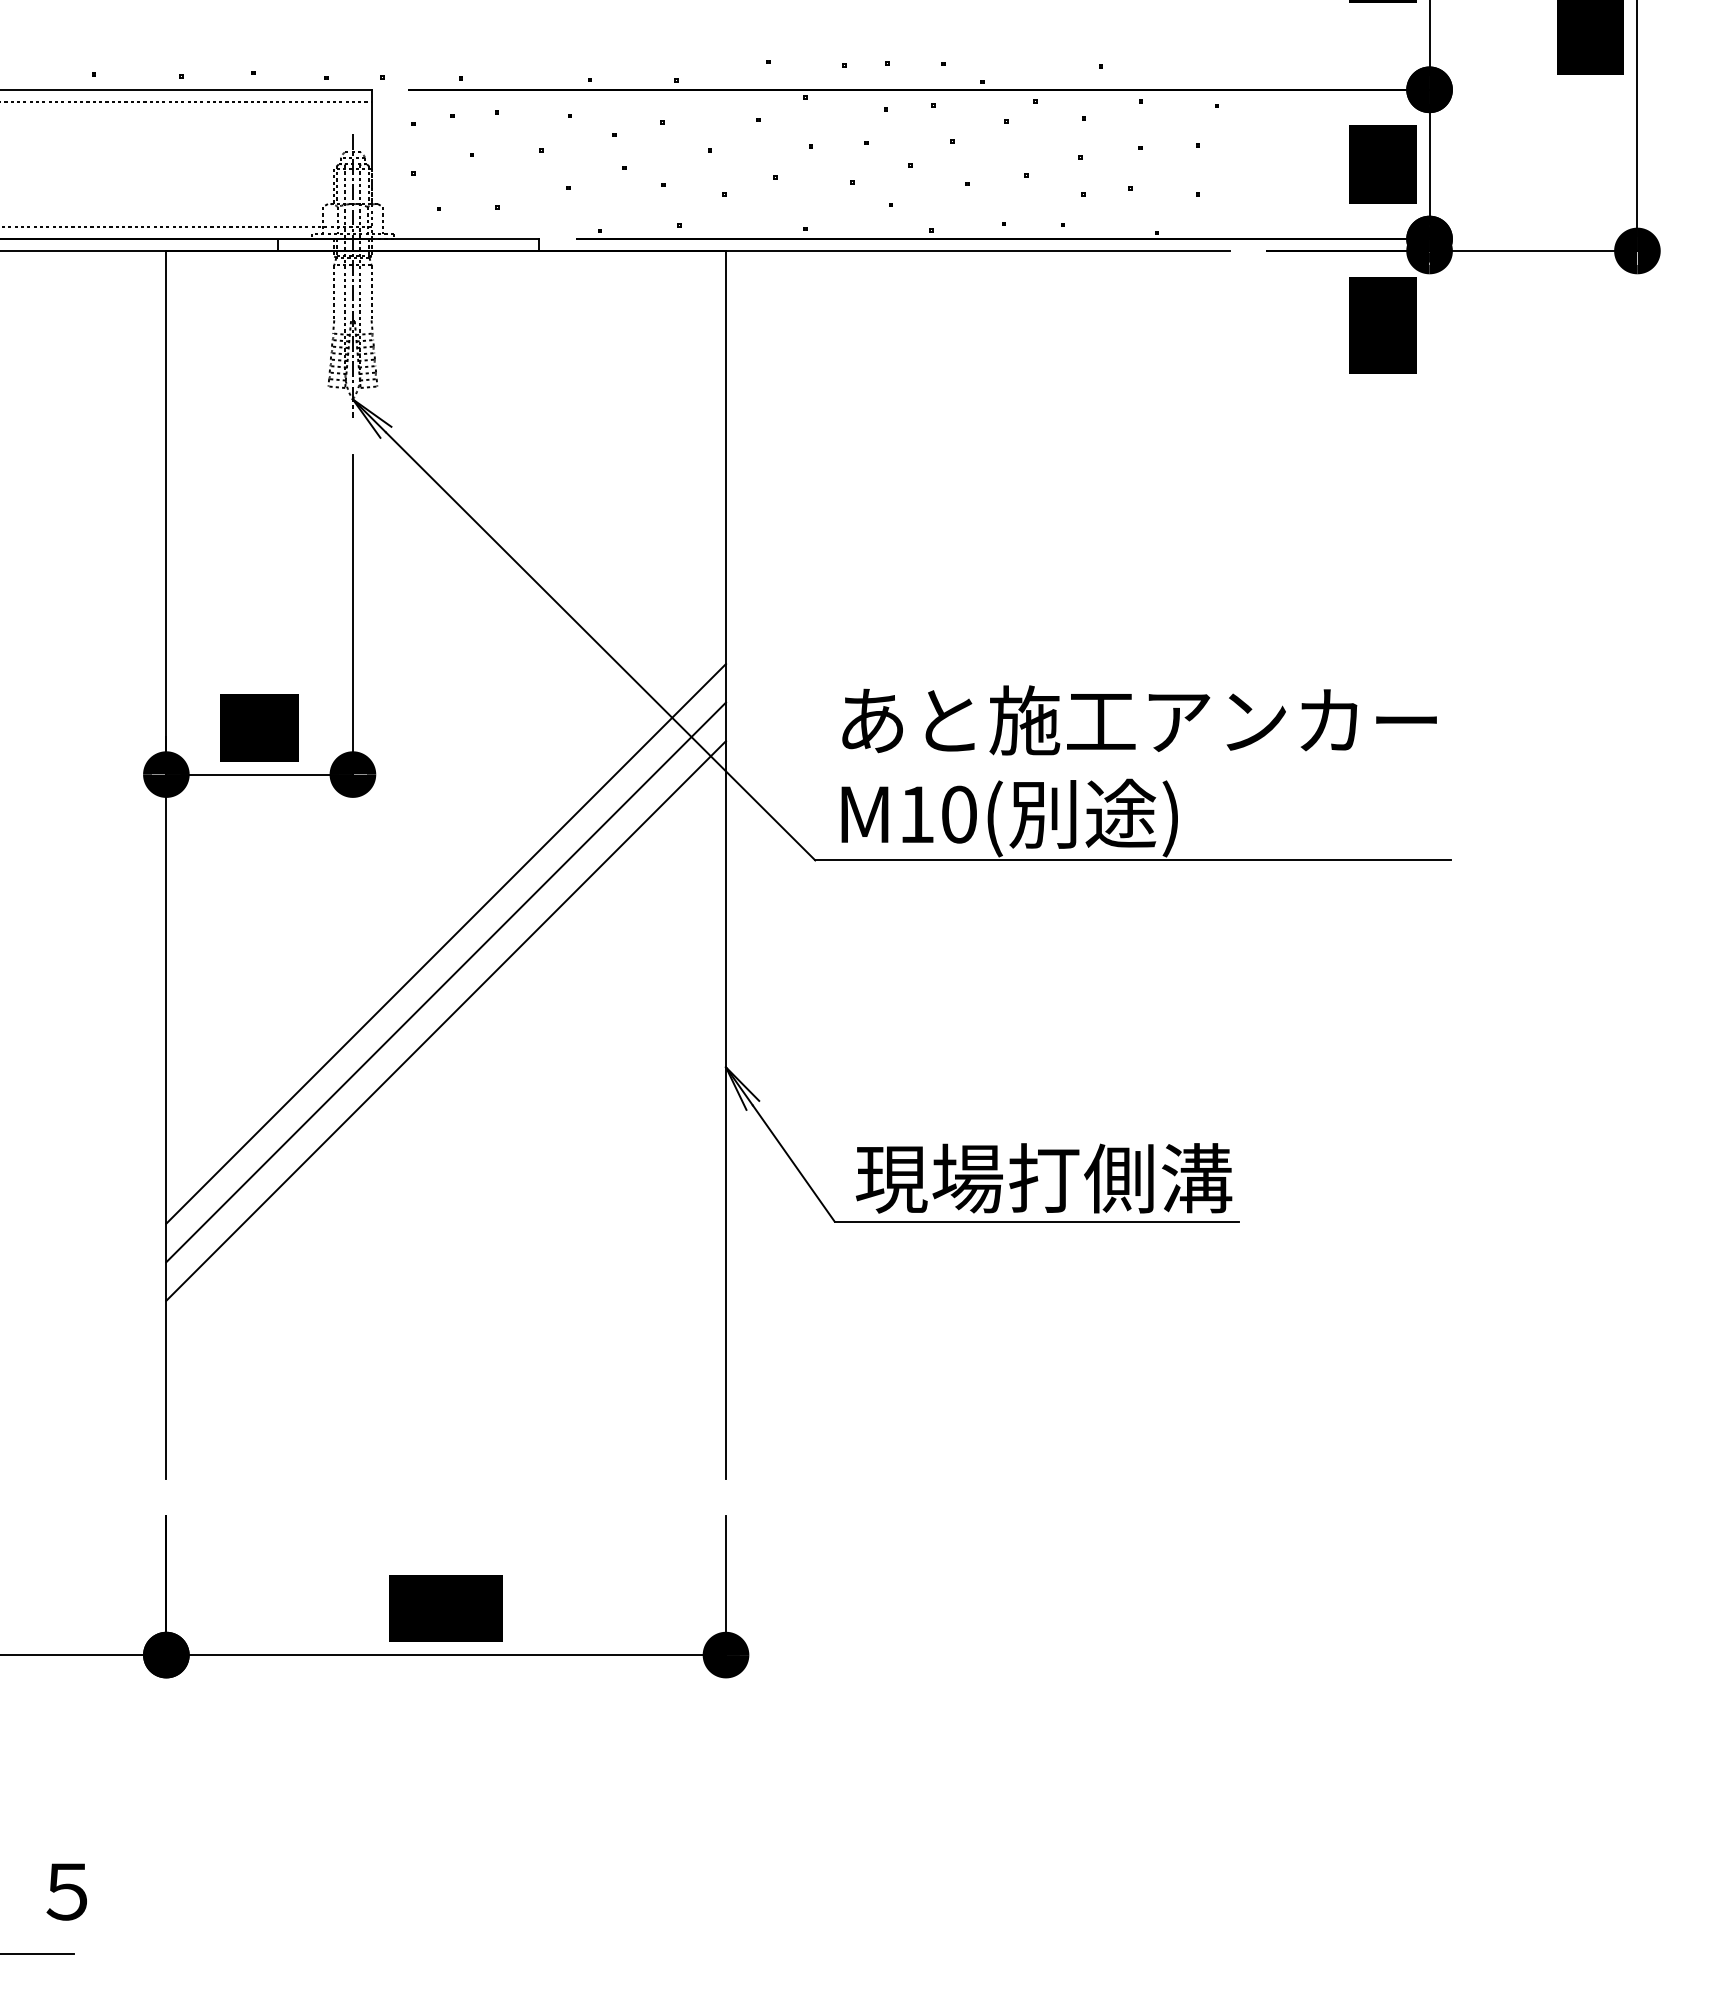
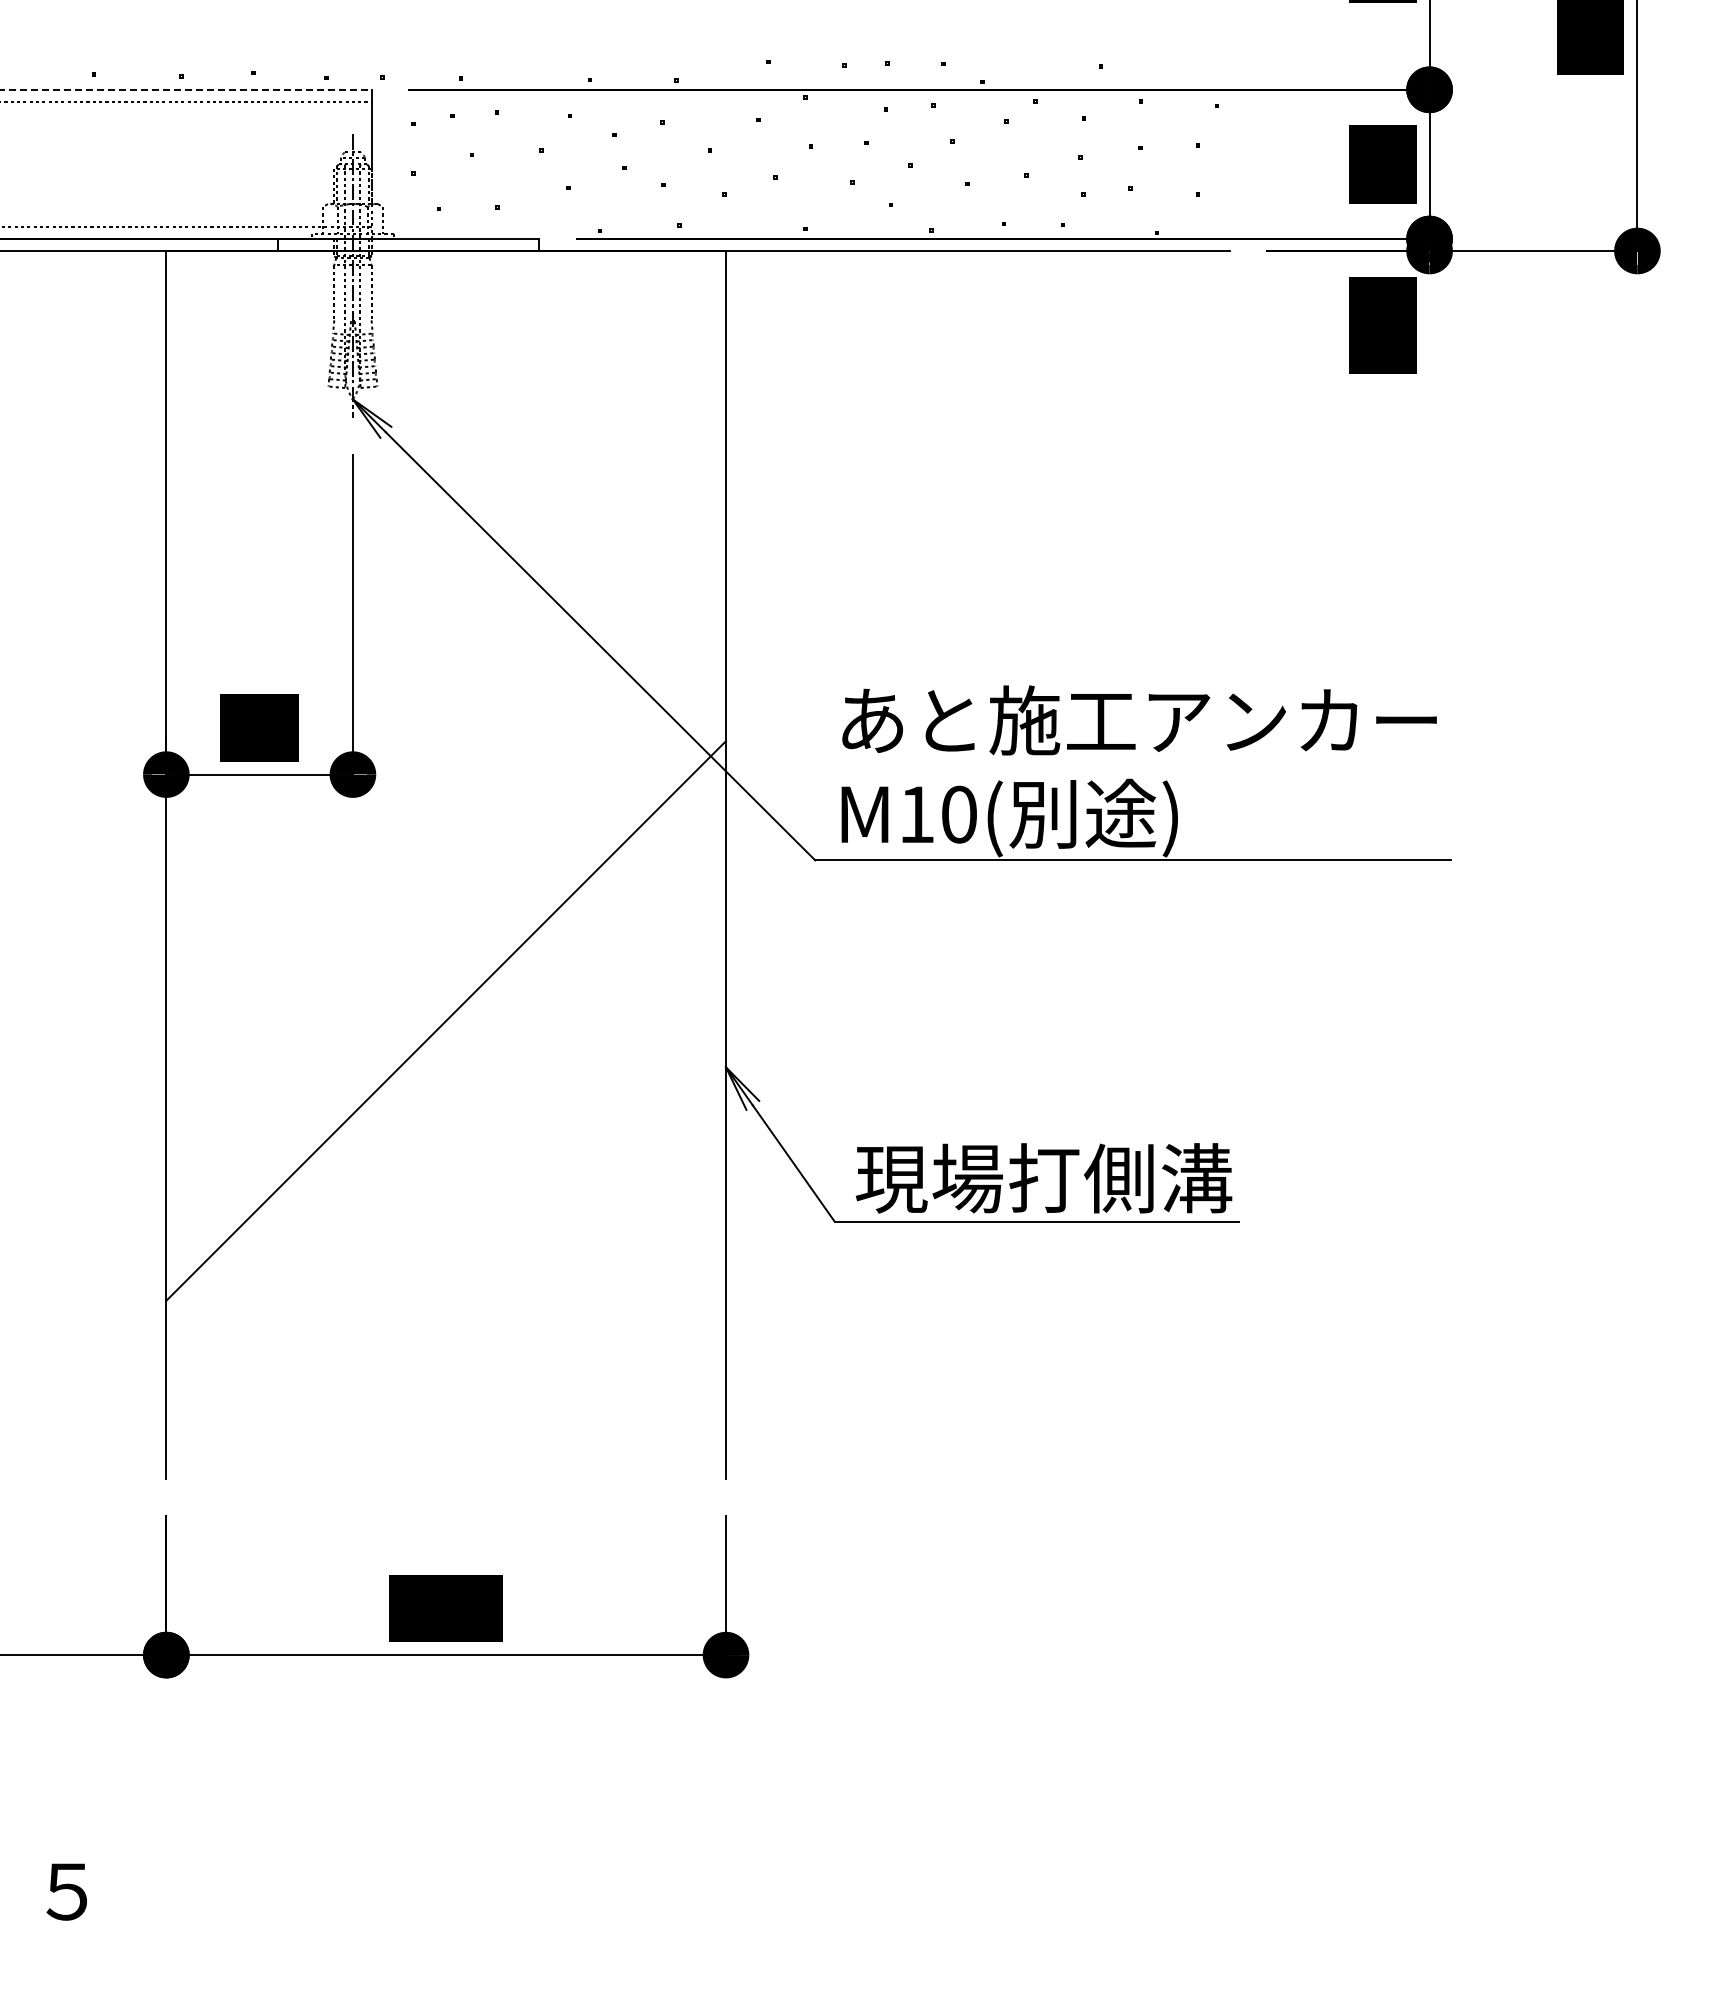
line: solid -> dashed (186, 89)
line: present -> none (446, 943)
line: present -> none (446, 982)
line: present -> none (38, 1953)
